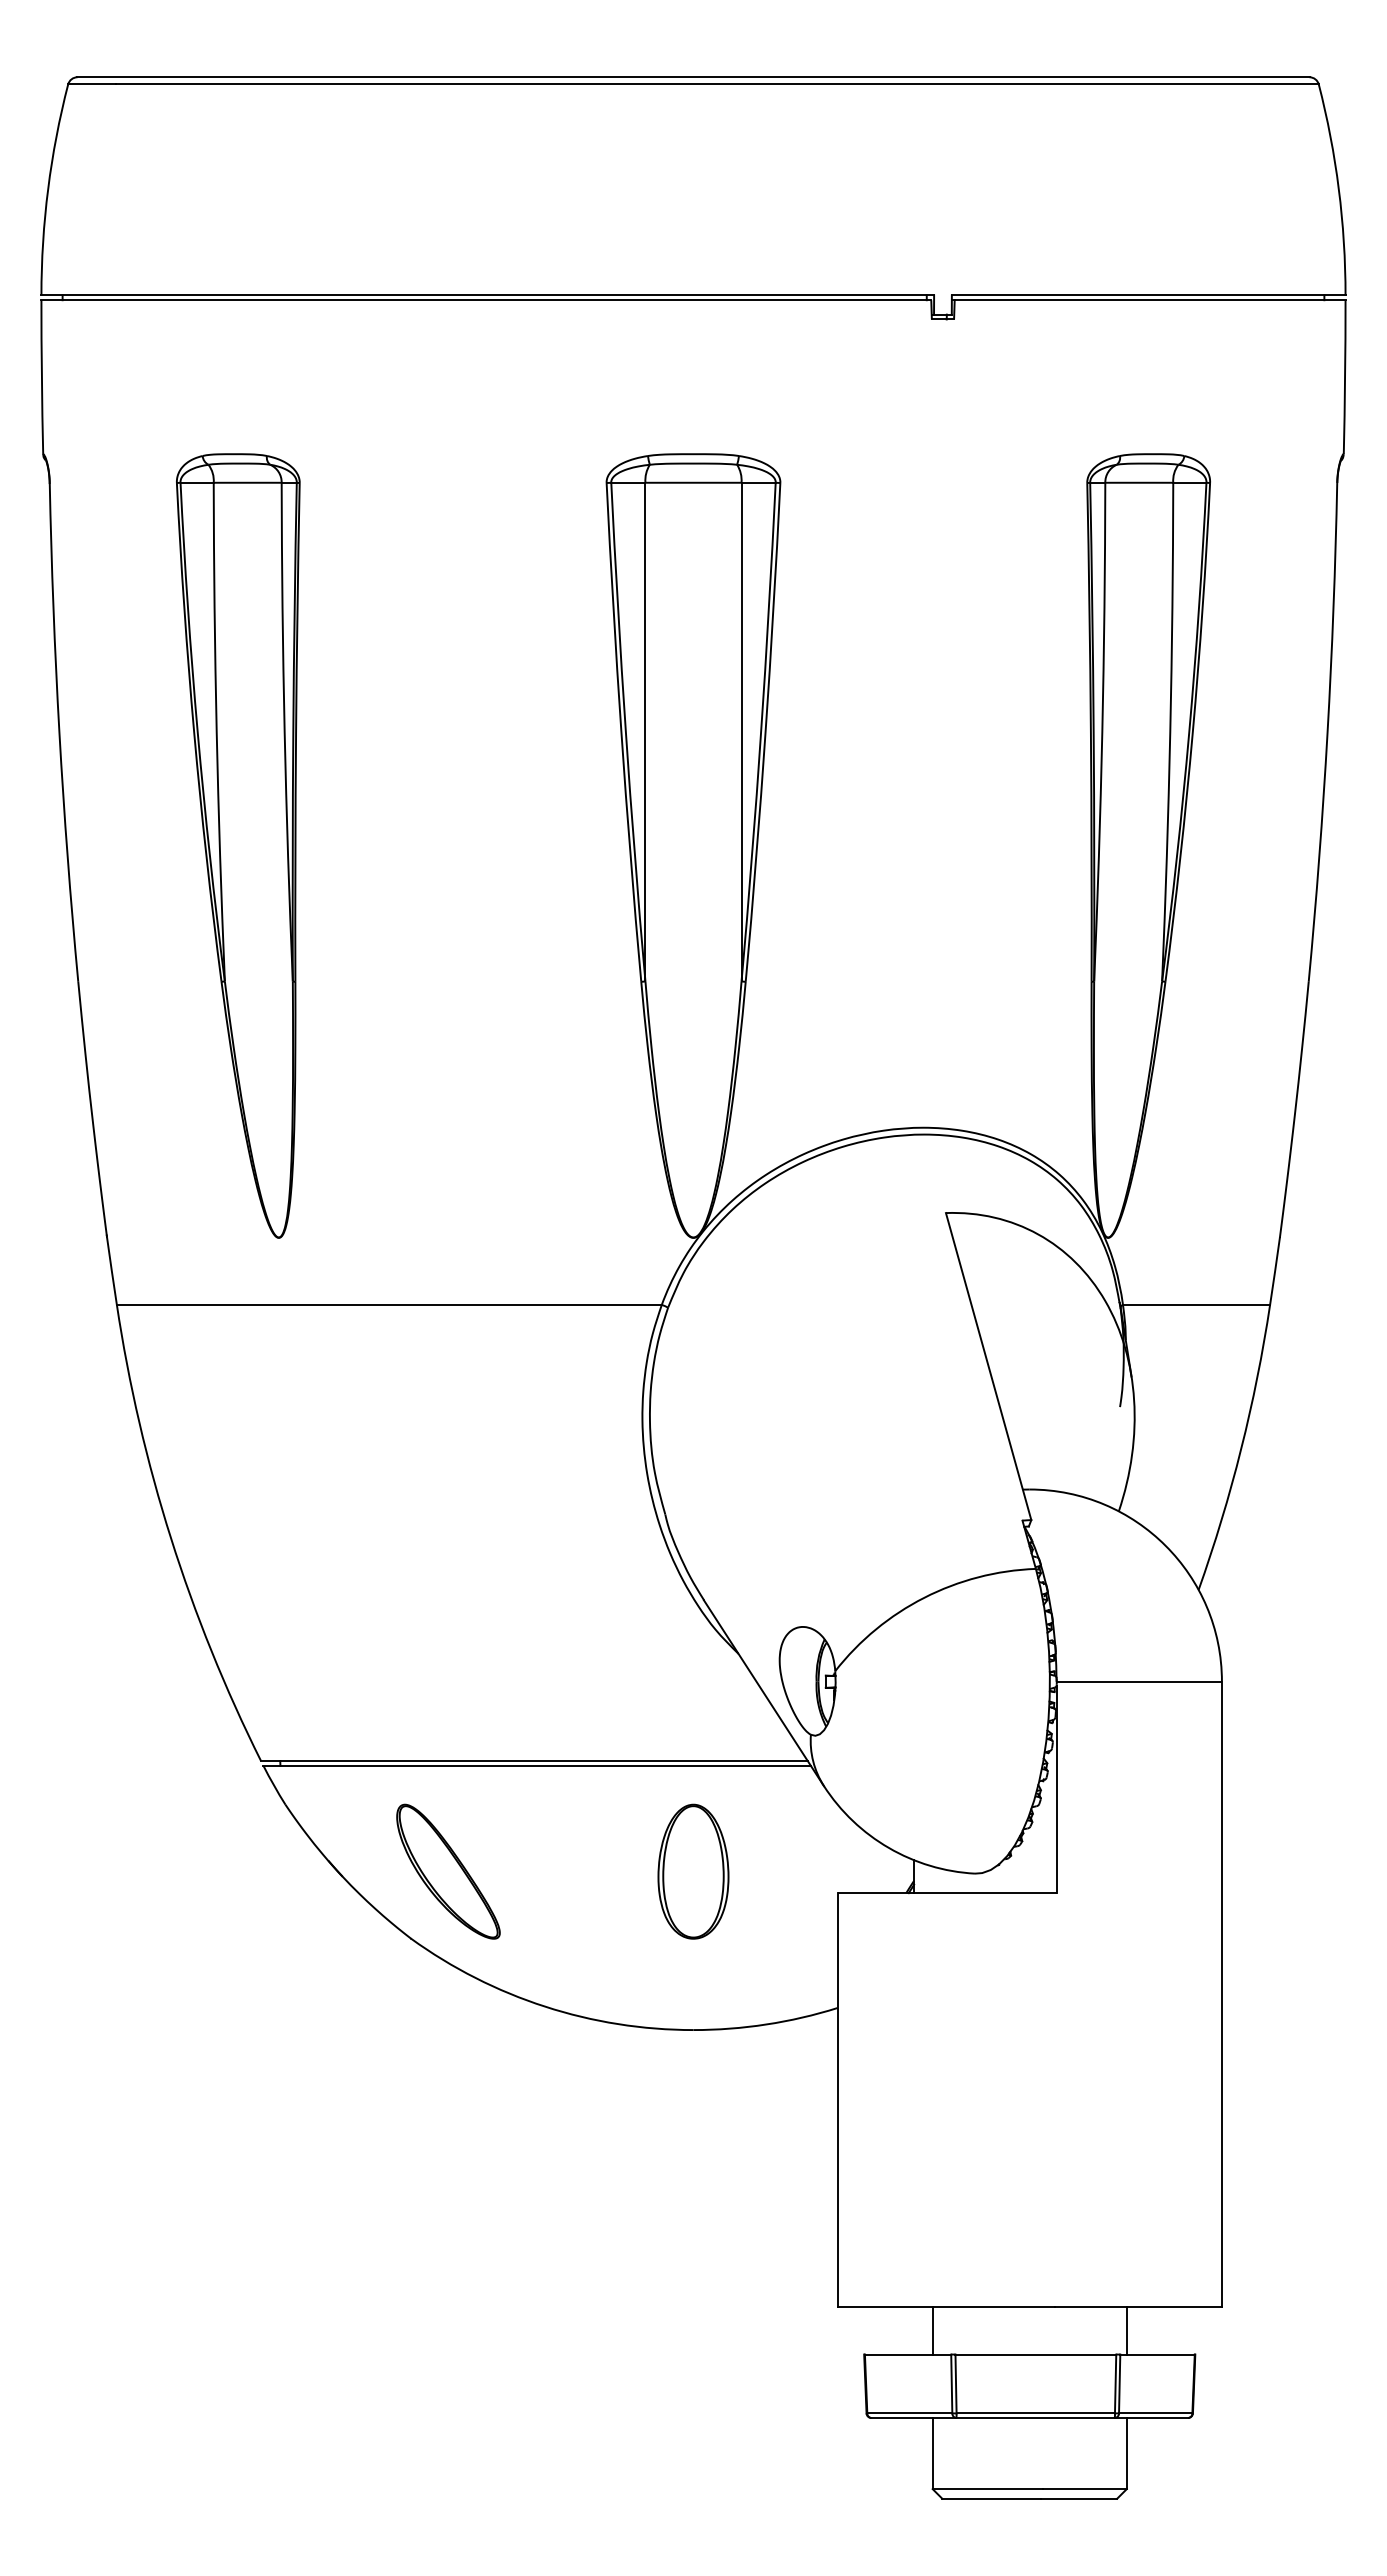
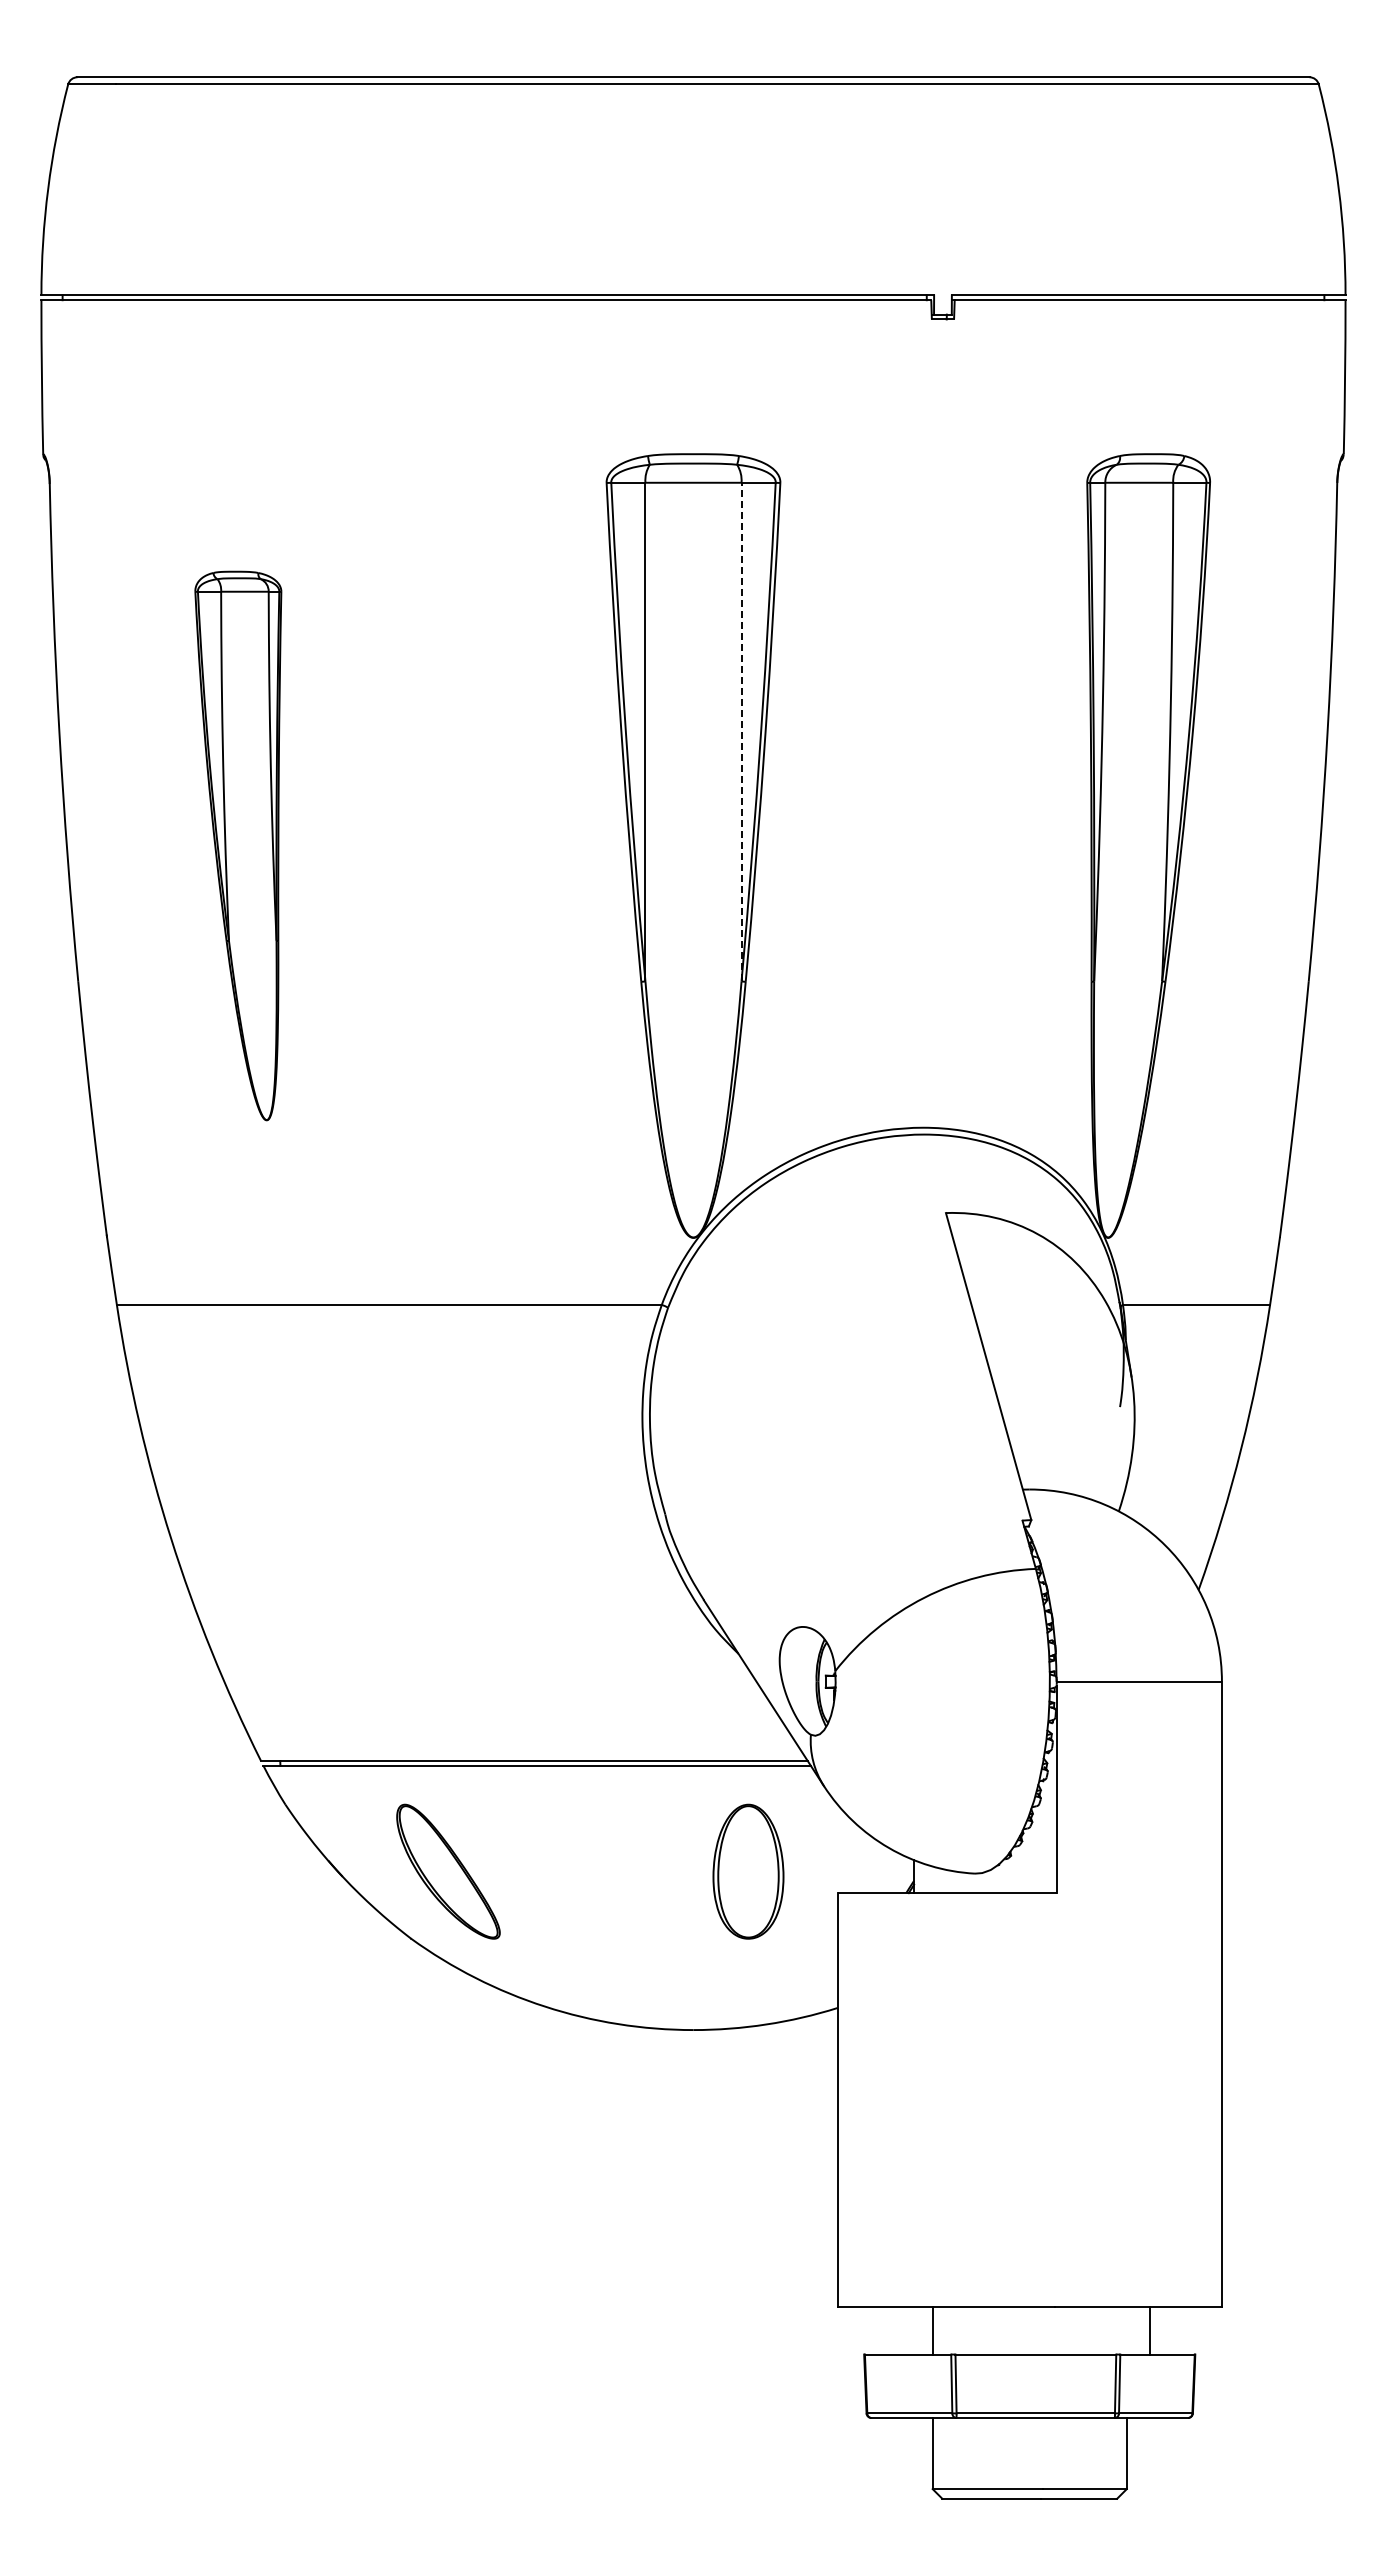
line: solid -> dashed (741, 731)
part size: 125x786 px -> 89x552 px (238, 845)
part position: (693, 1871) -> (748, 1871) (748, 1871)
line position: (1126, 2330) -> (1149, 2330) (1149, 2330)
